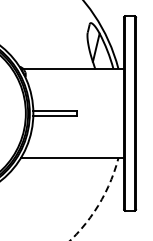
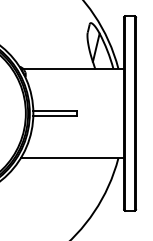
arc: dashed -> solid (99, 203)
